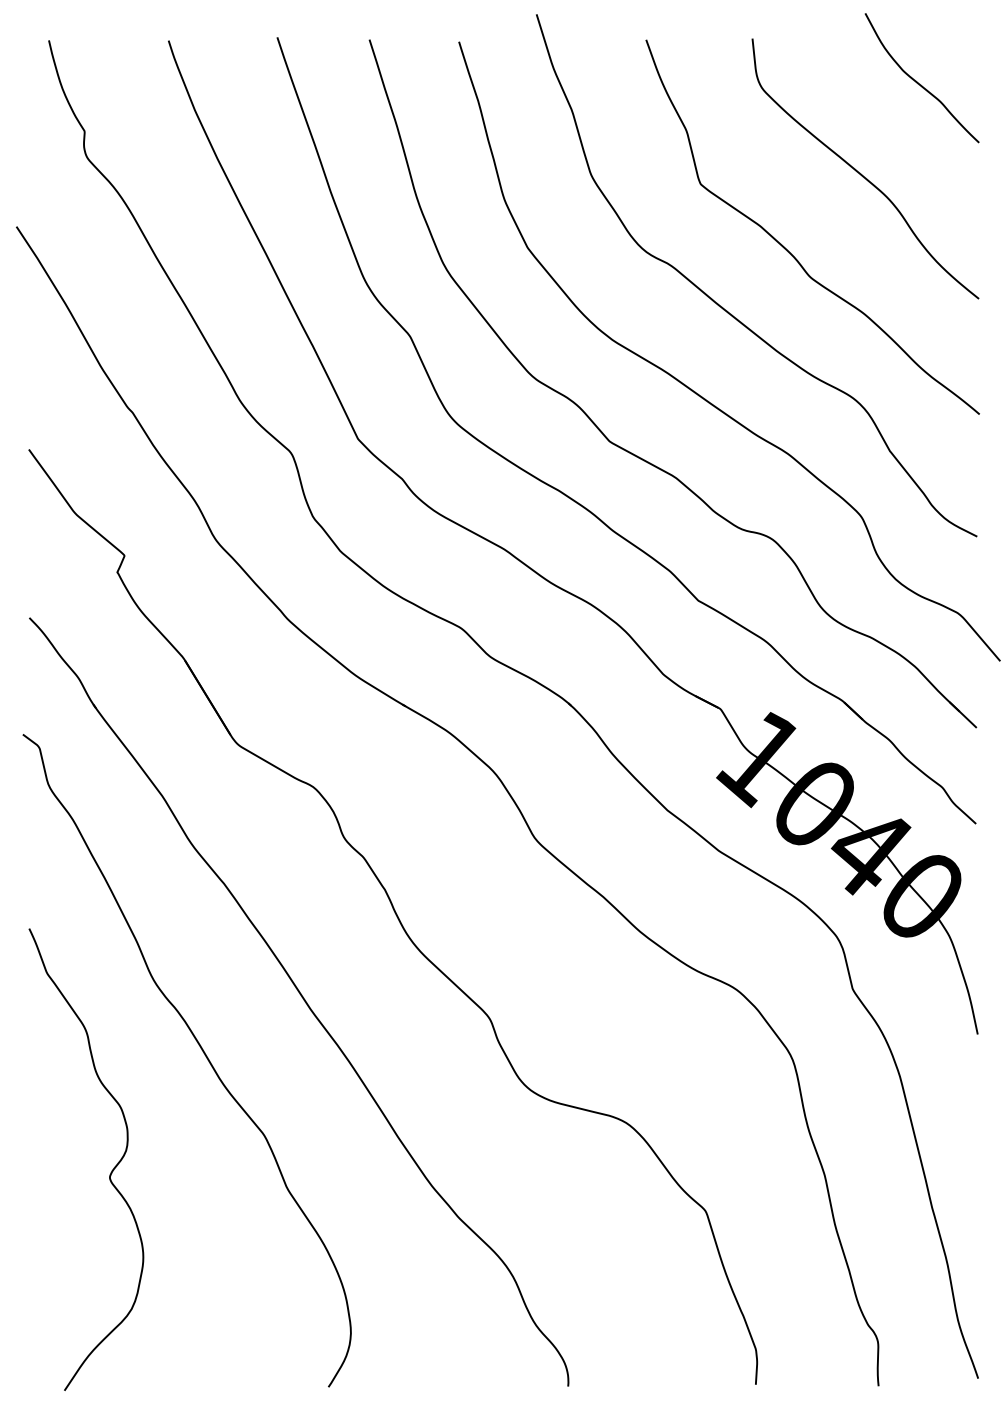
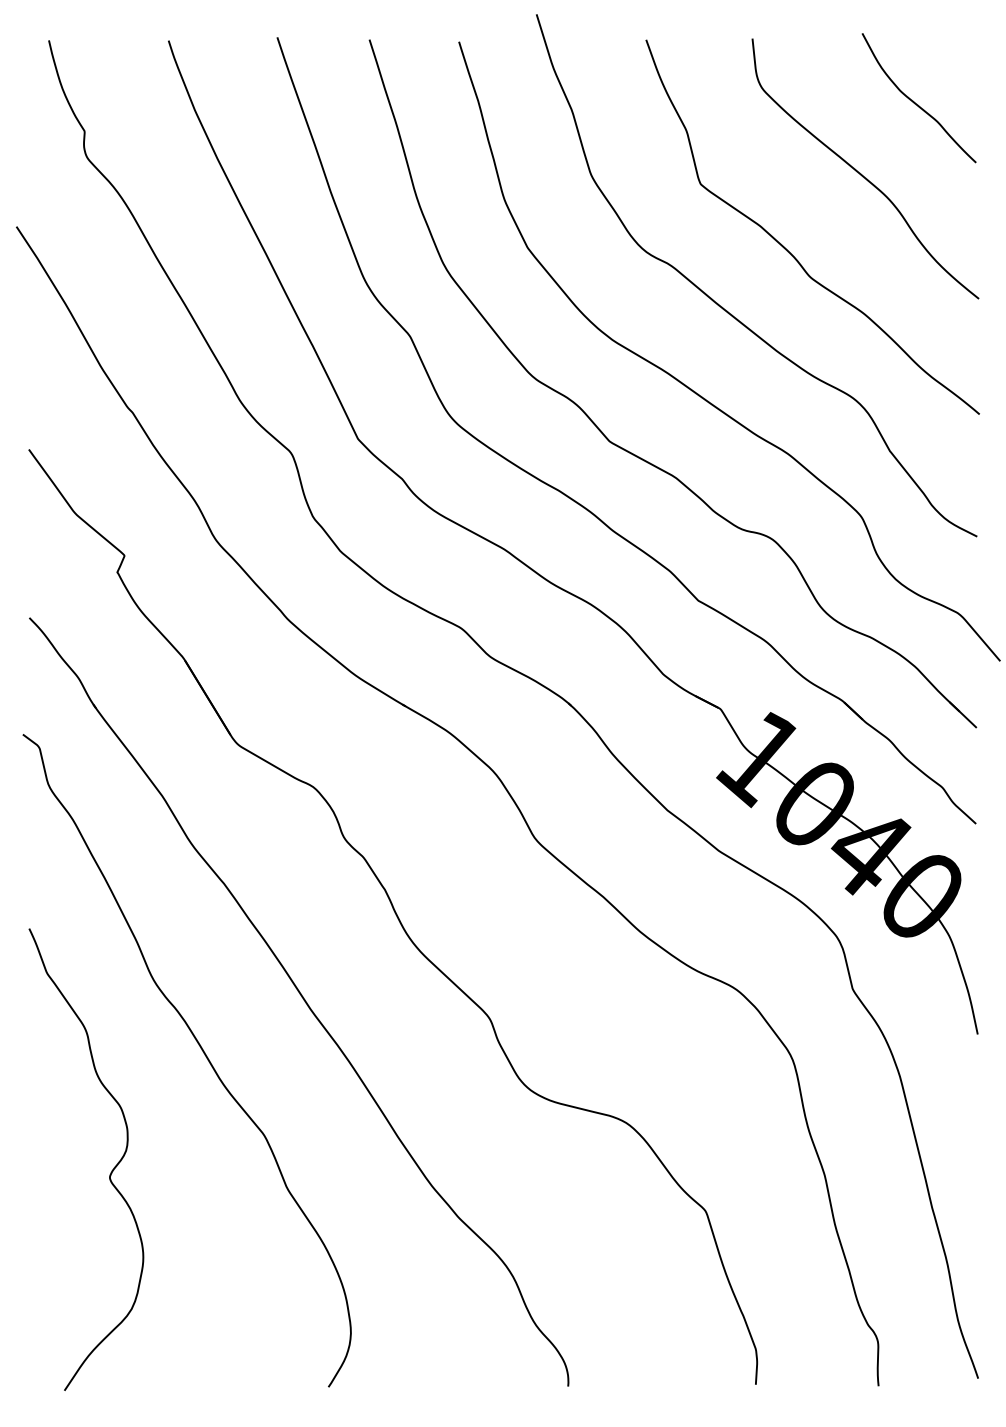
curve position: (917, 81) -> (914, 101) (914, 101)
